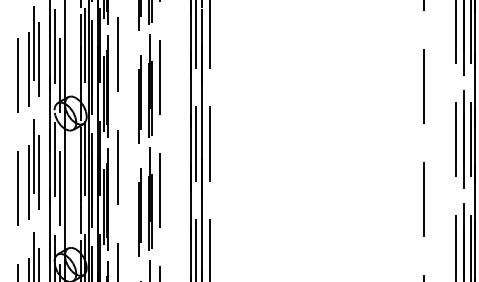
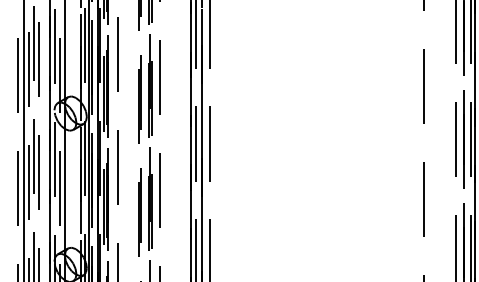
line: none -> present (23, 140)
